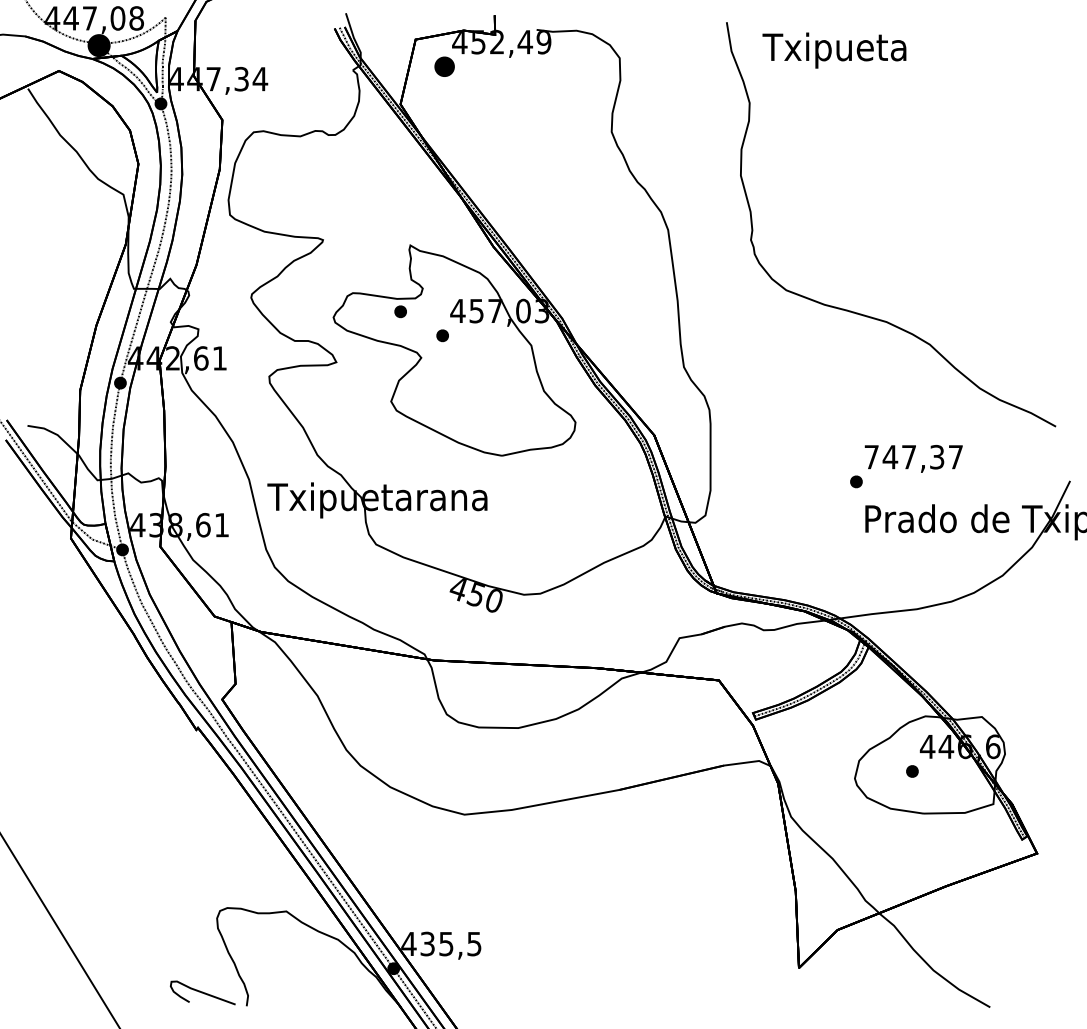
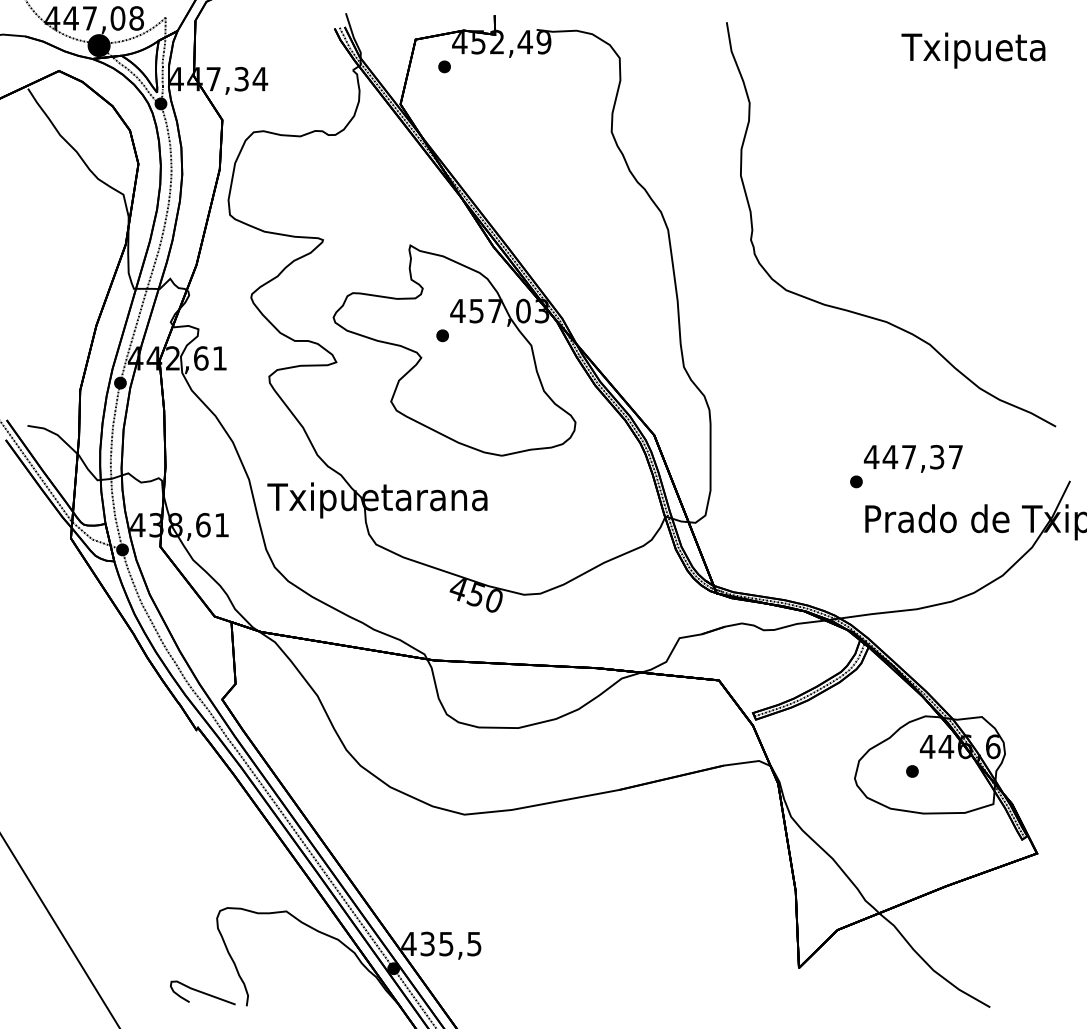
text position: (834, 50) -> (973, 50) (973, 50)
part size: 21x21 px -> 13x14 px (444, 66)
part: present -> none (400, 311)
text: 747,37 -> 447,37 (871, 457)
